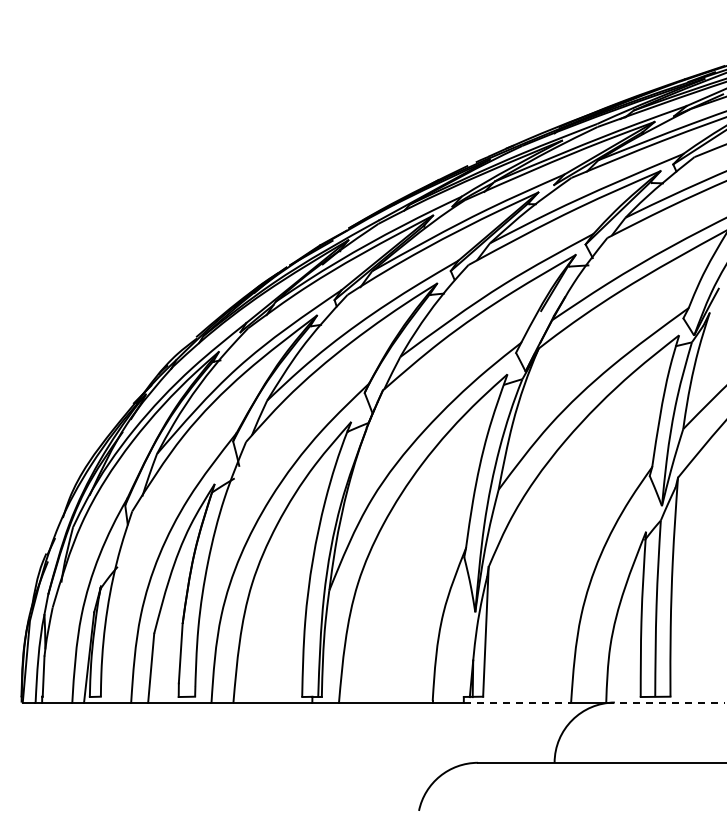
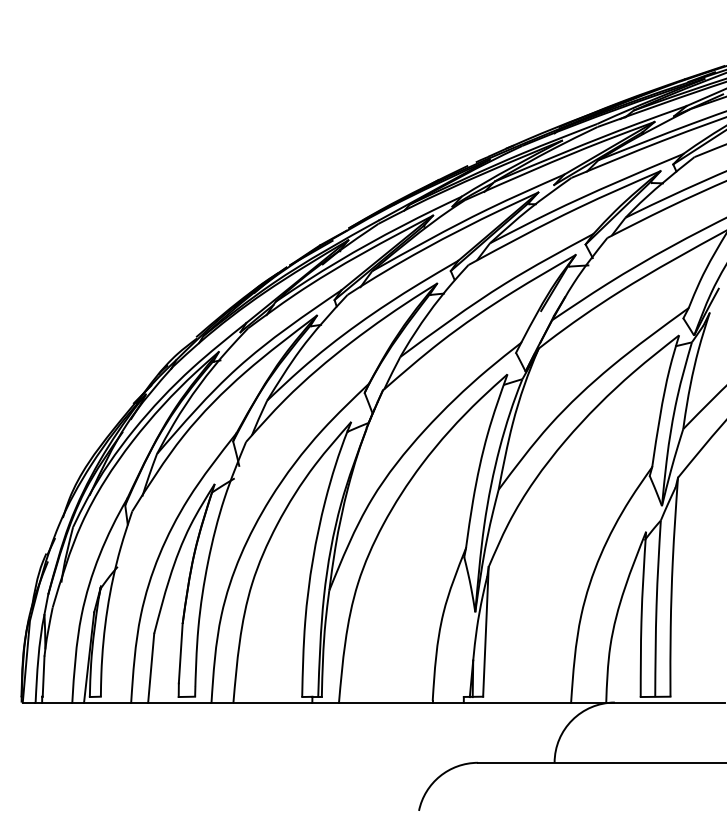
line: dashed -> solid (517, 702)
line: dashed -> solid (666, 702)
